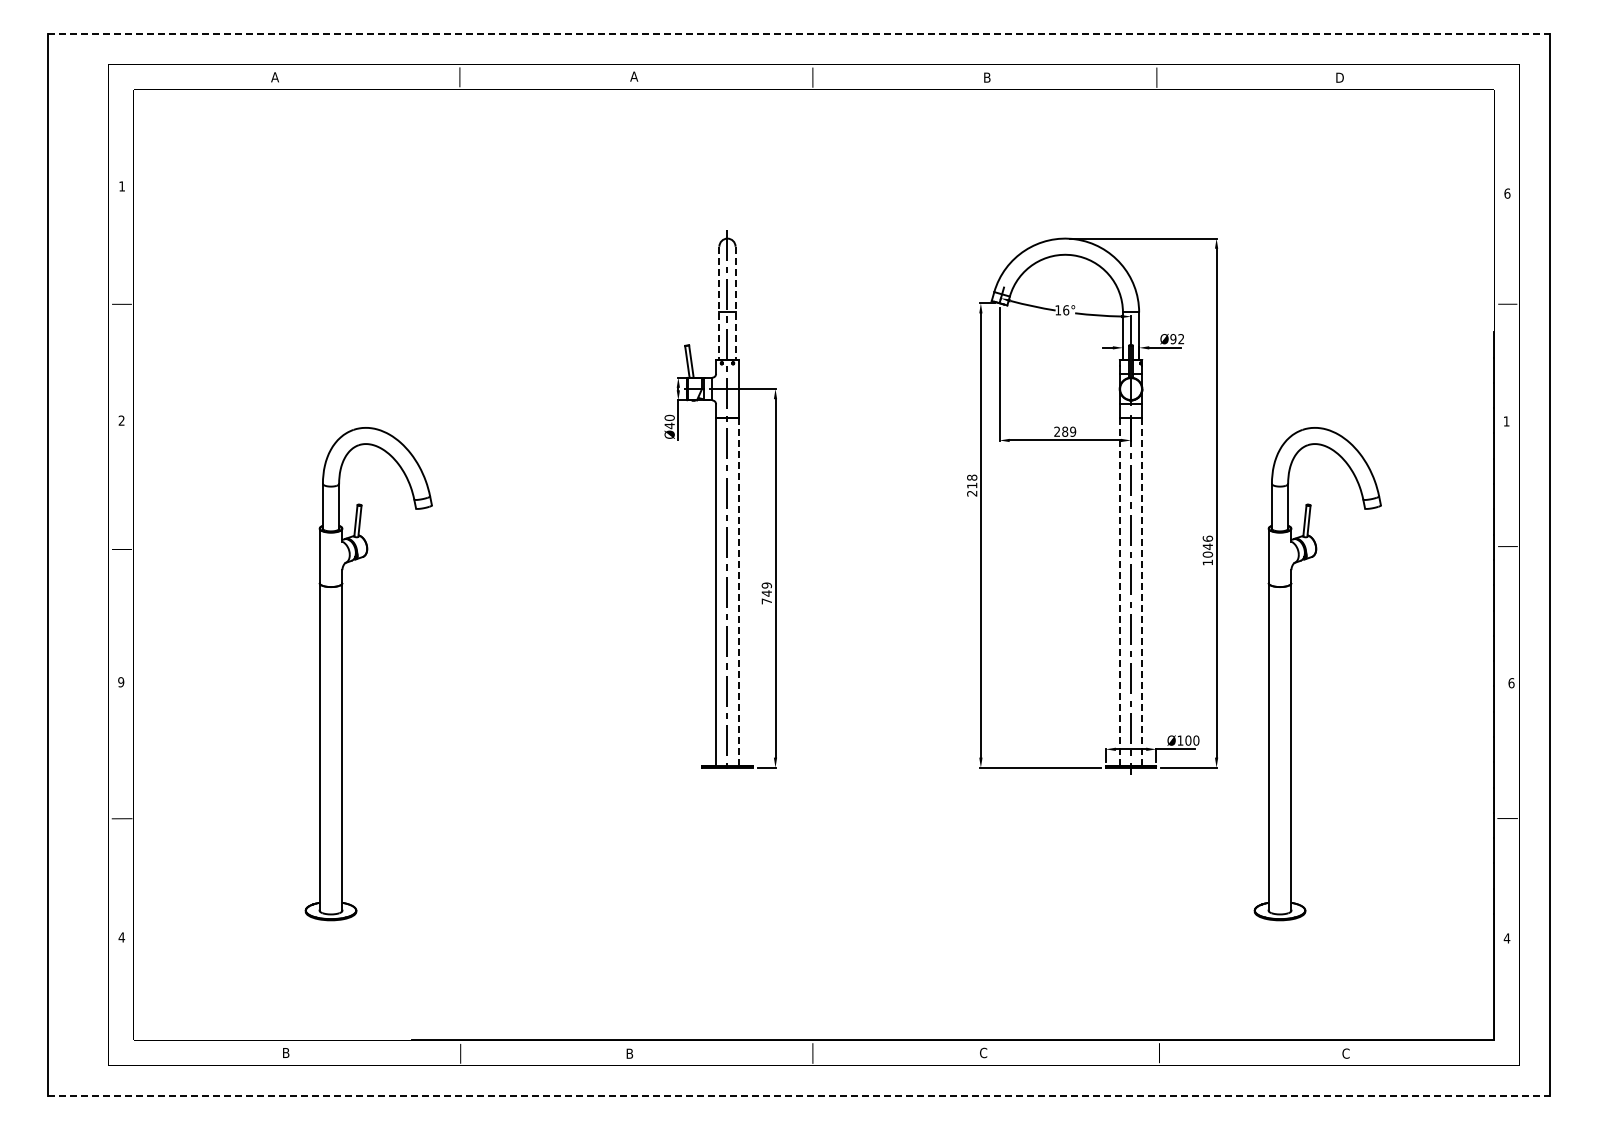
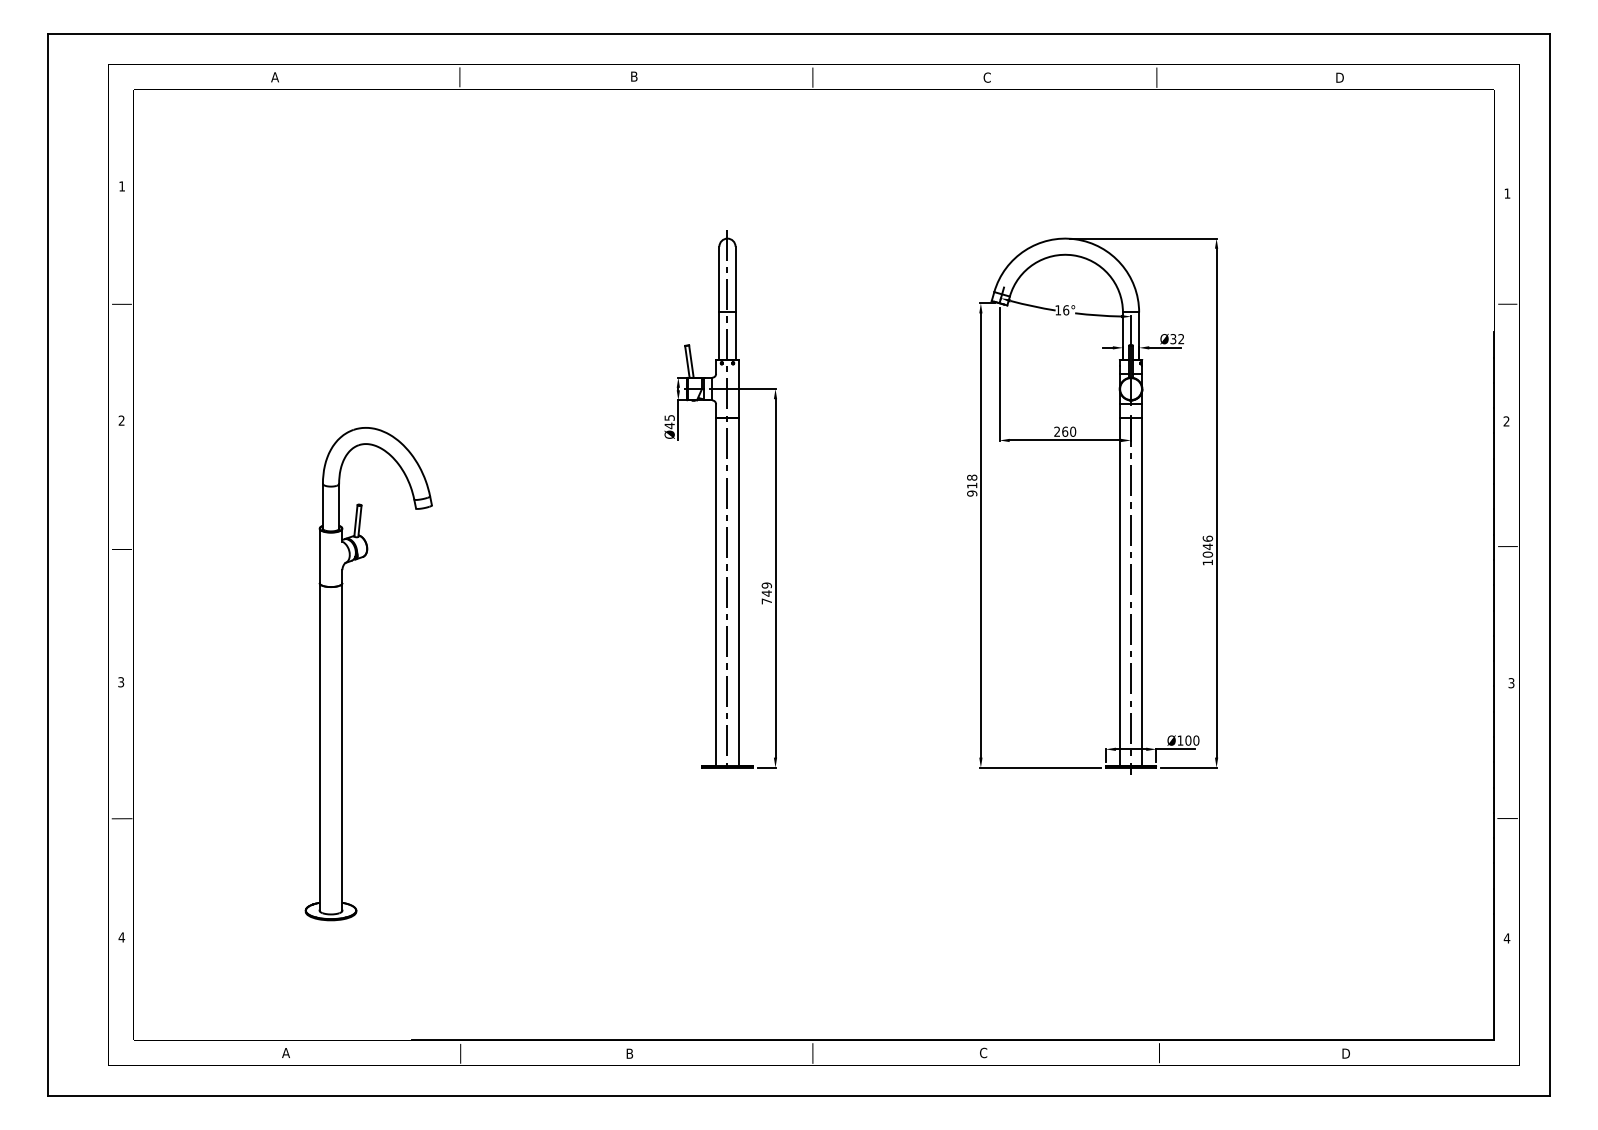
line: dashed -> solid (799, 33)
text: A -> B (634, 76)
text: B -> C (986, 77)
text: 6 -> 1 (1507, 193)
line: dashed -> solid (719, 303)
line: dashed -> solid (735, 303)
text: Ø92 -> Ø32 (1173, 338)
text: Ø40 -> Ø45 (669, 417)
text: 1 -> 2 (1506, 421)
text: 289 -> 260 (1068, 431)
text: 218 -> 918 (972, 493)
line: dashed -> solid (738, 591)
line: dashed -> solid (1119, 591)
line: dashed -> solid (1142, 591)
part: present -> none (1291, 674)
text: 9 -> 3 (121, 682)
text: 6 -> 3 (1511, 683)
text: B -> A (285, 1052)
text: C -> D (1345, 1053)
line: dashed -> solid (799, 1096)
